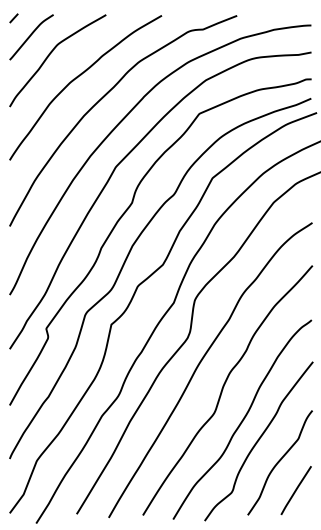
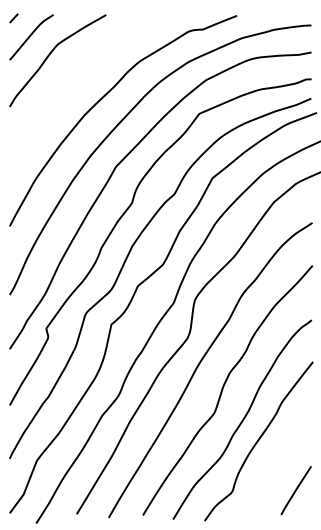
curve: present -> none (77, 78)
curve: present -> none (279, 462)
